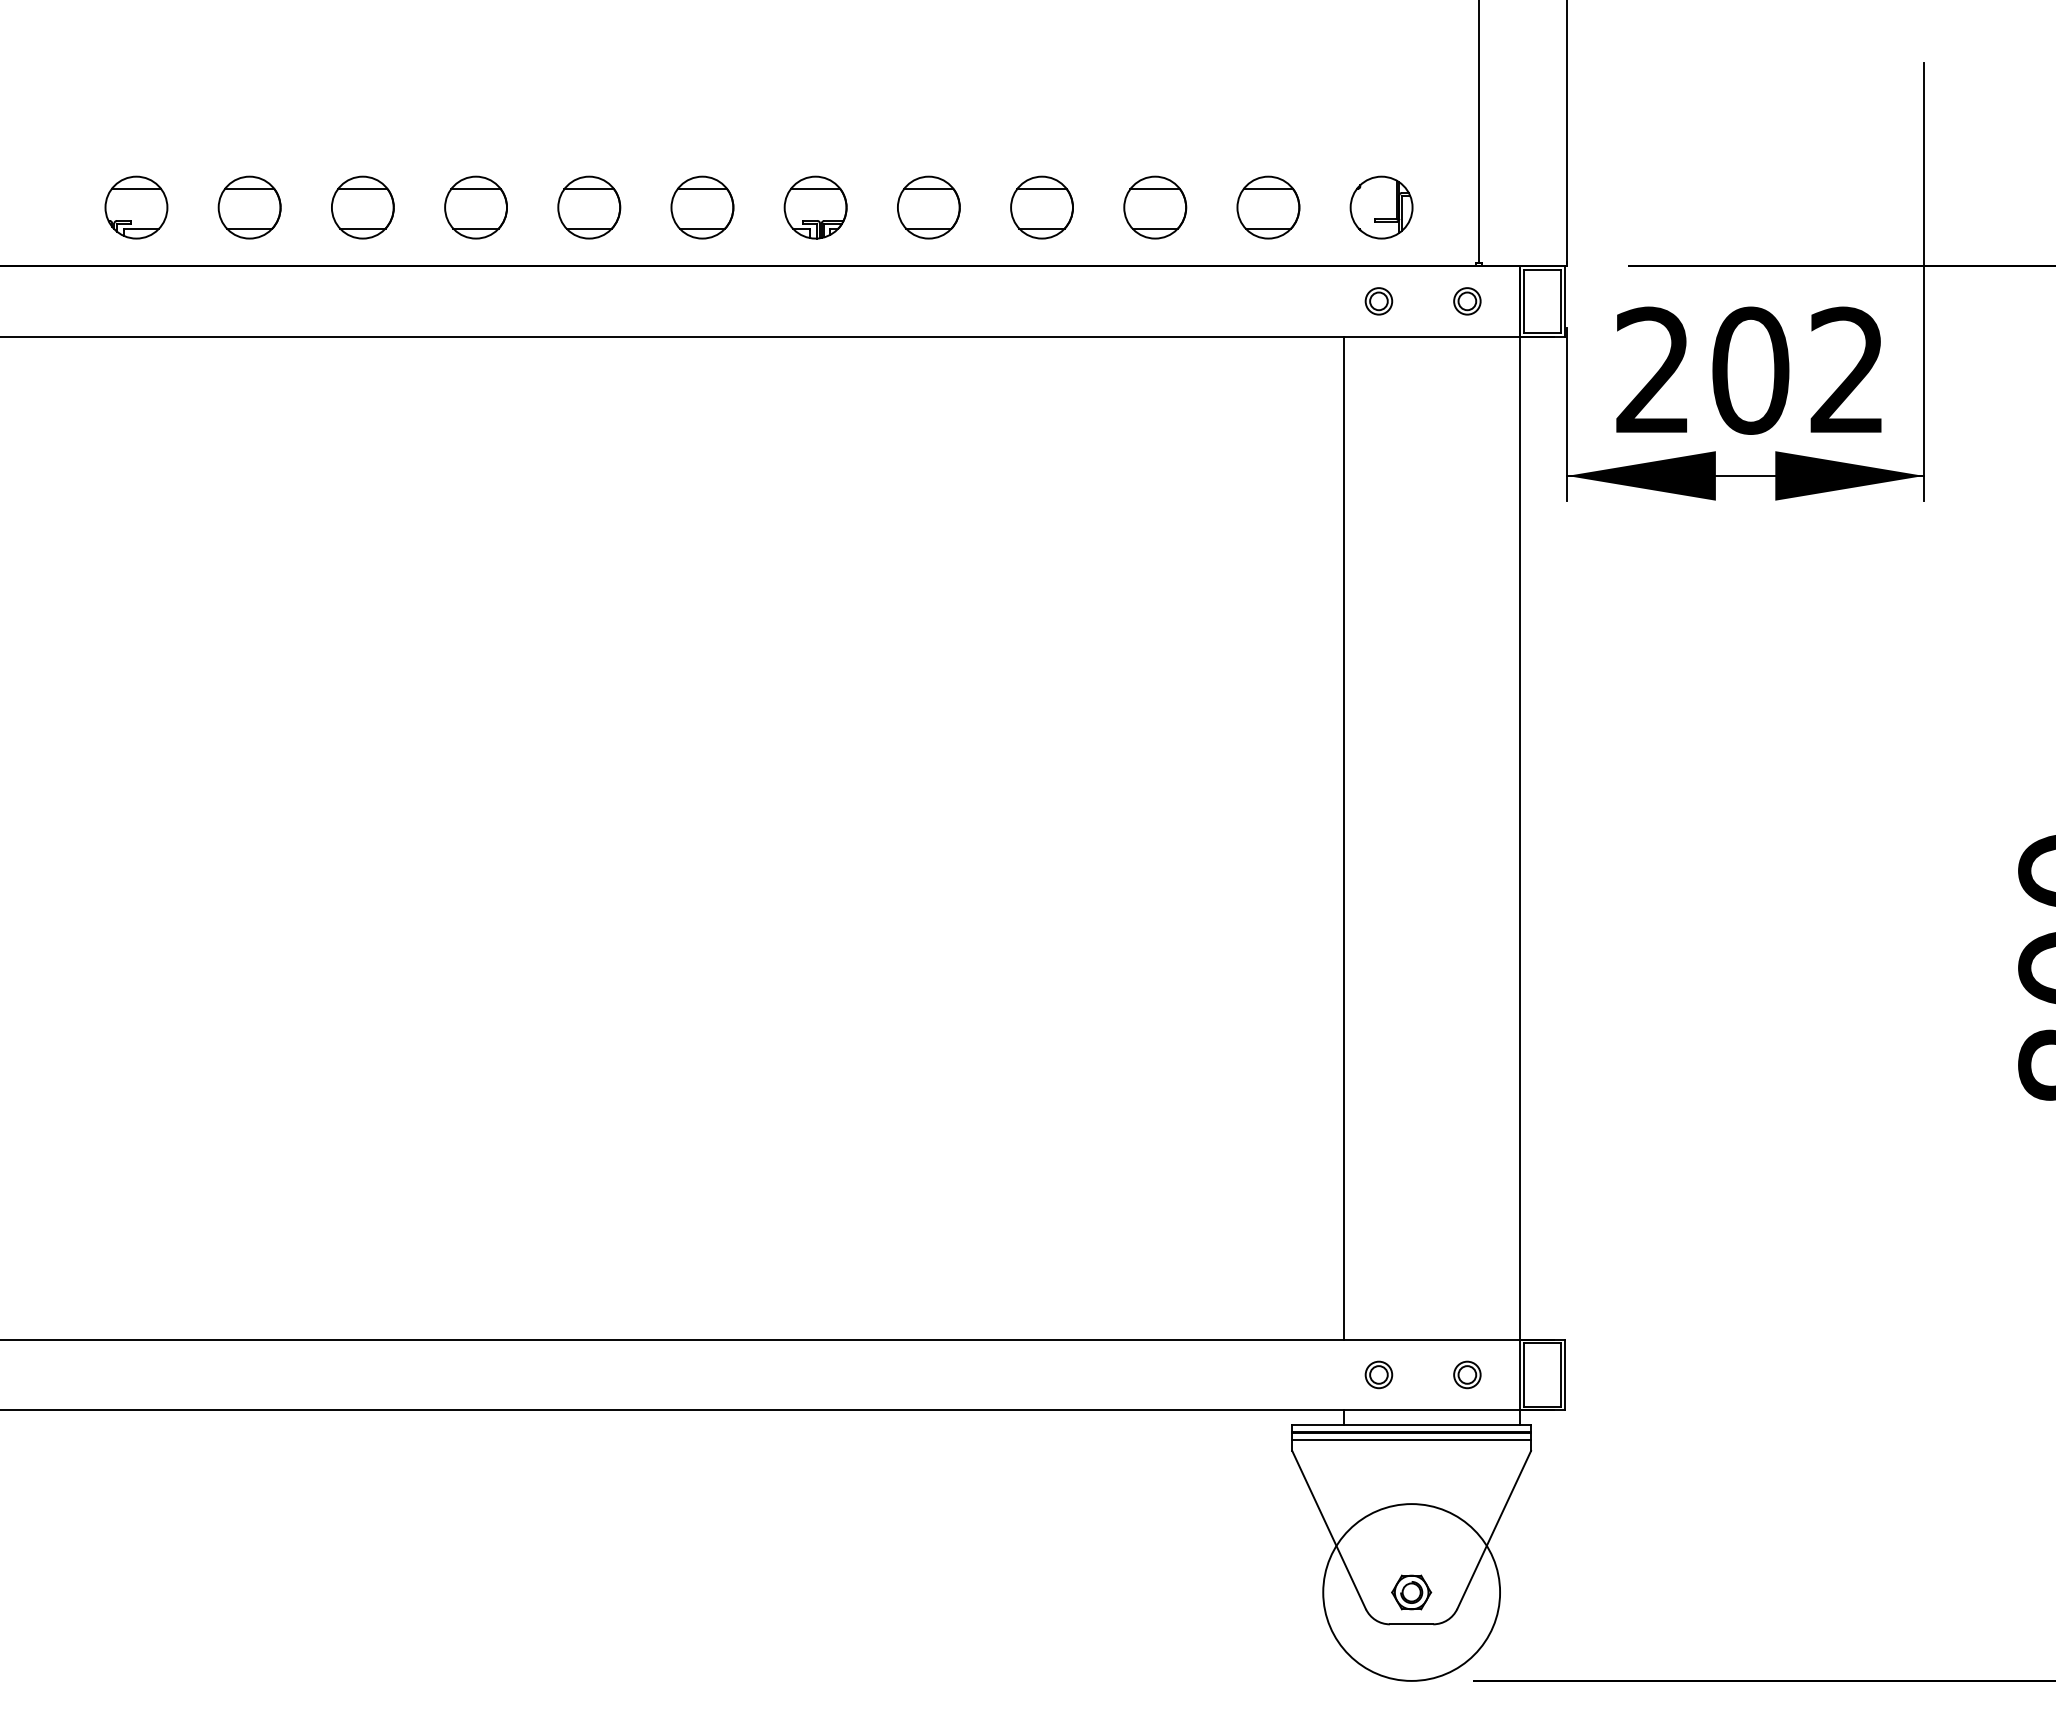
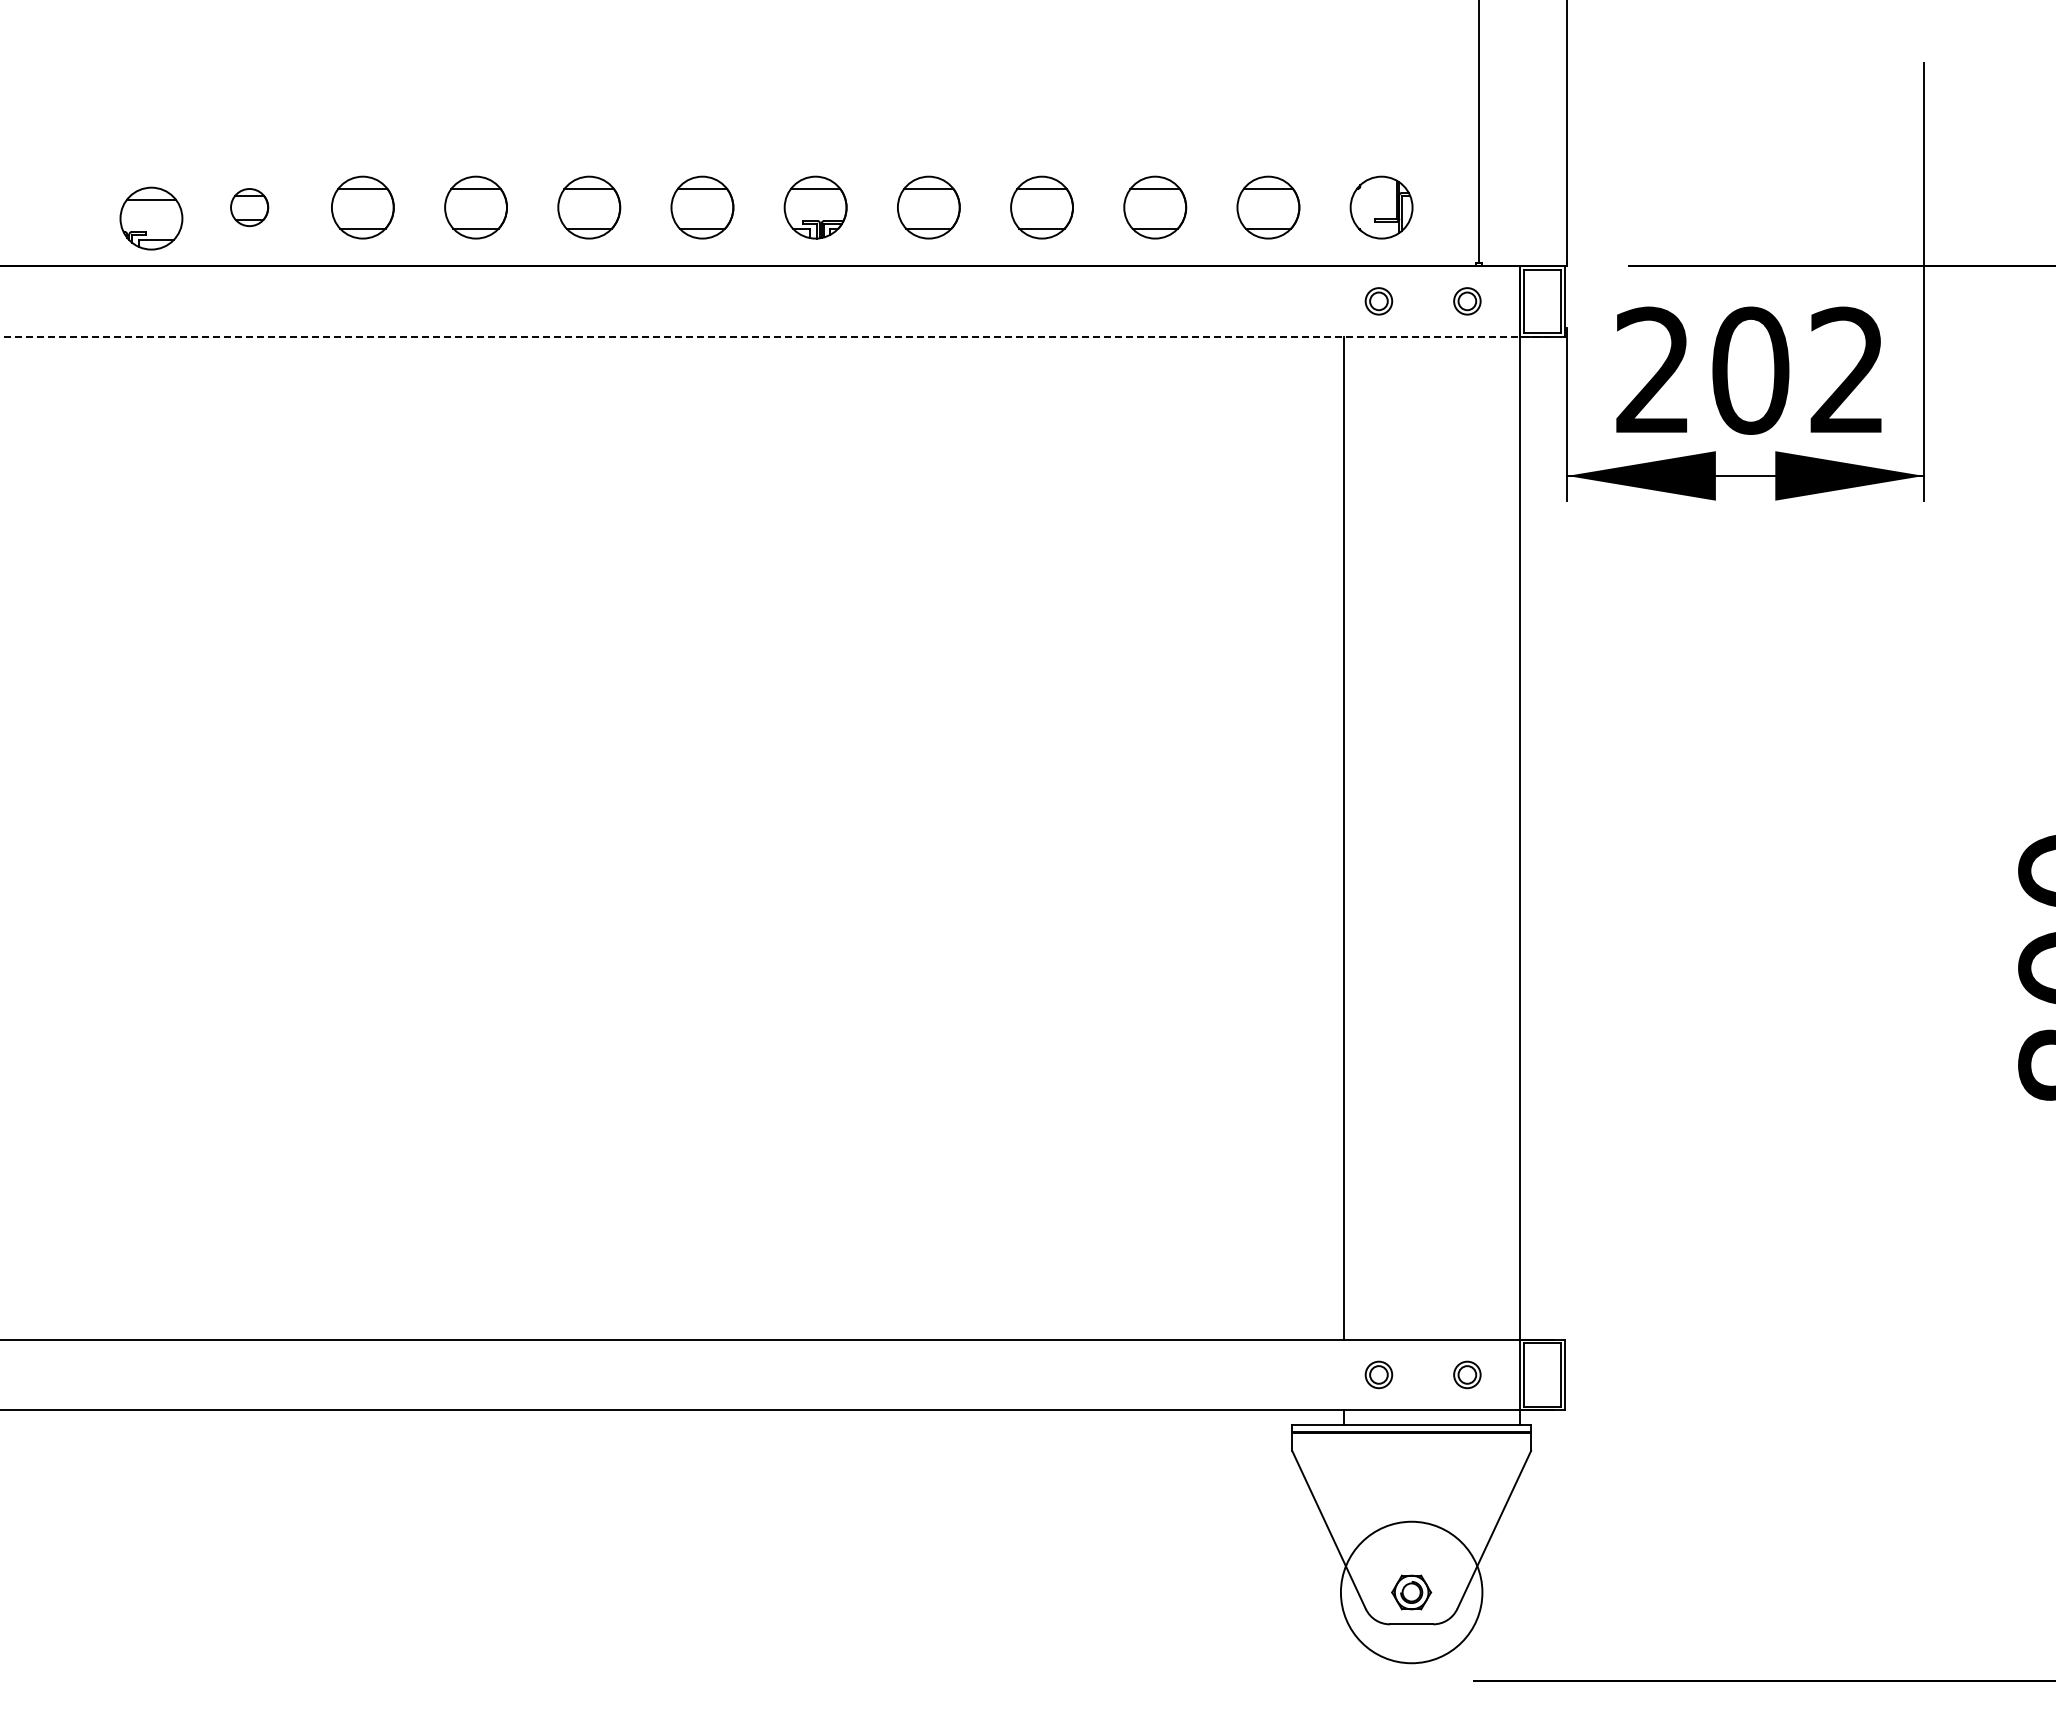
part position: (136, 207) -> (151, 218) (151, 218)
part size: 65x65 px -> 40x39 px (249, 207)
line: solid -> dashed (777, 336)
line: present -> none (1411, 1440)
circle diameter: 177 px -> 141 px (1411, 1592)
